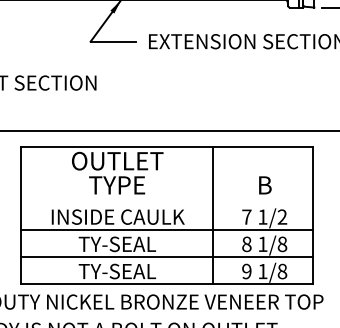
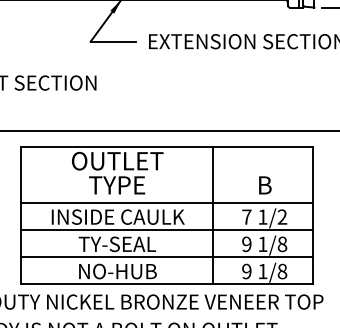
line: none -> present (167, 202)
text: 8 -> 9 (246, 244)
text: TY-SEAL -> NO-HUB (117, 271)
